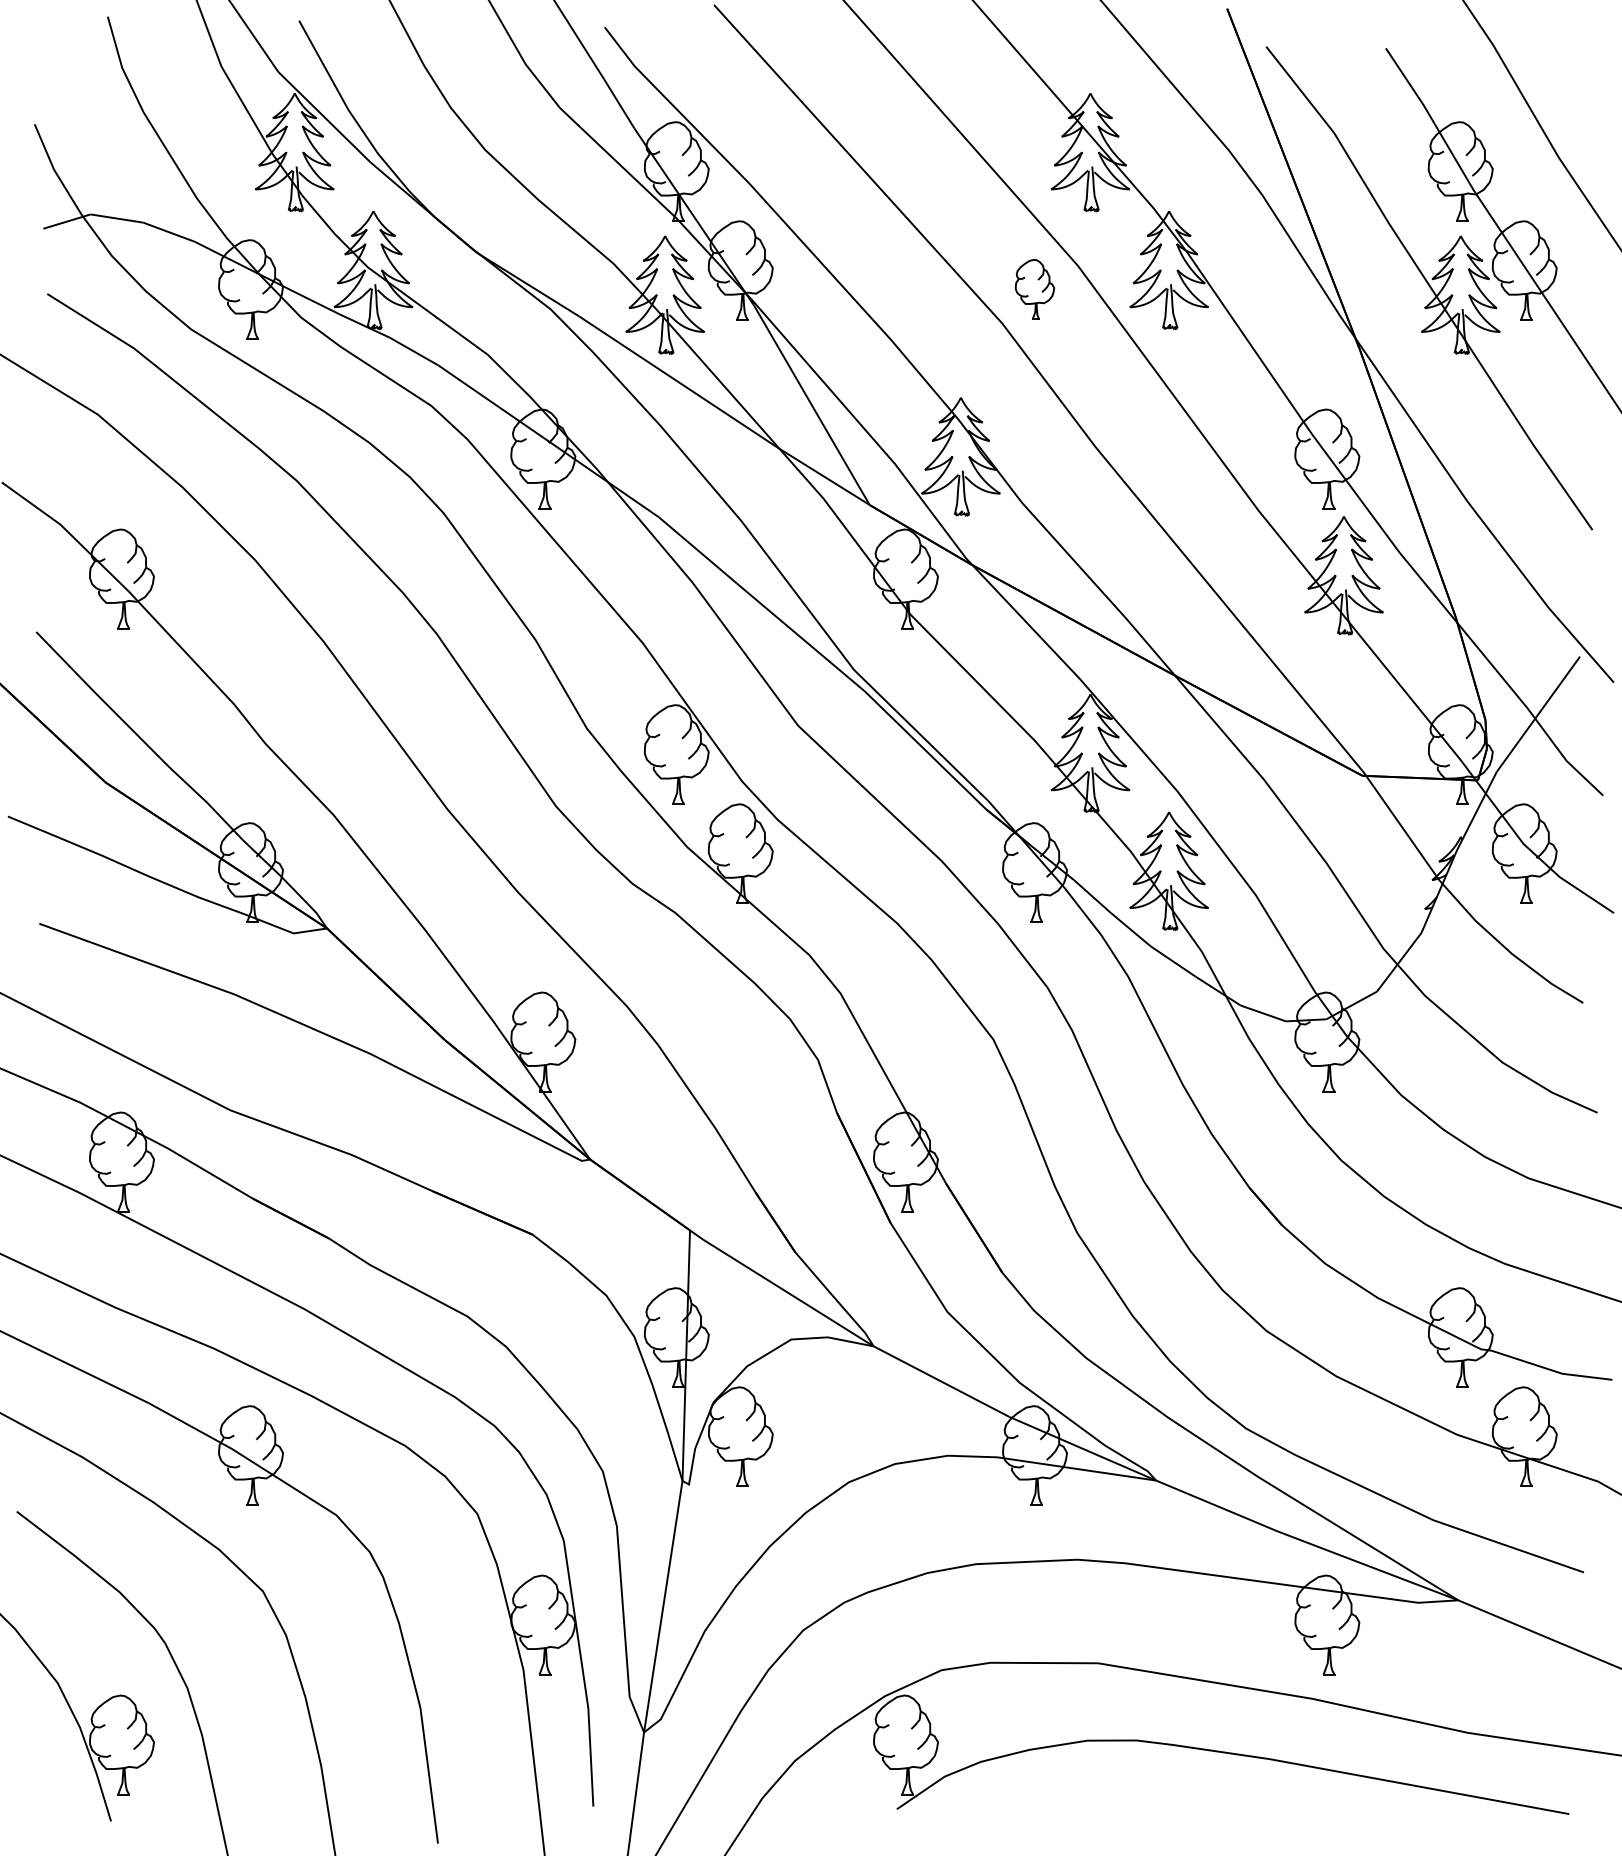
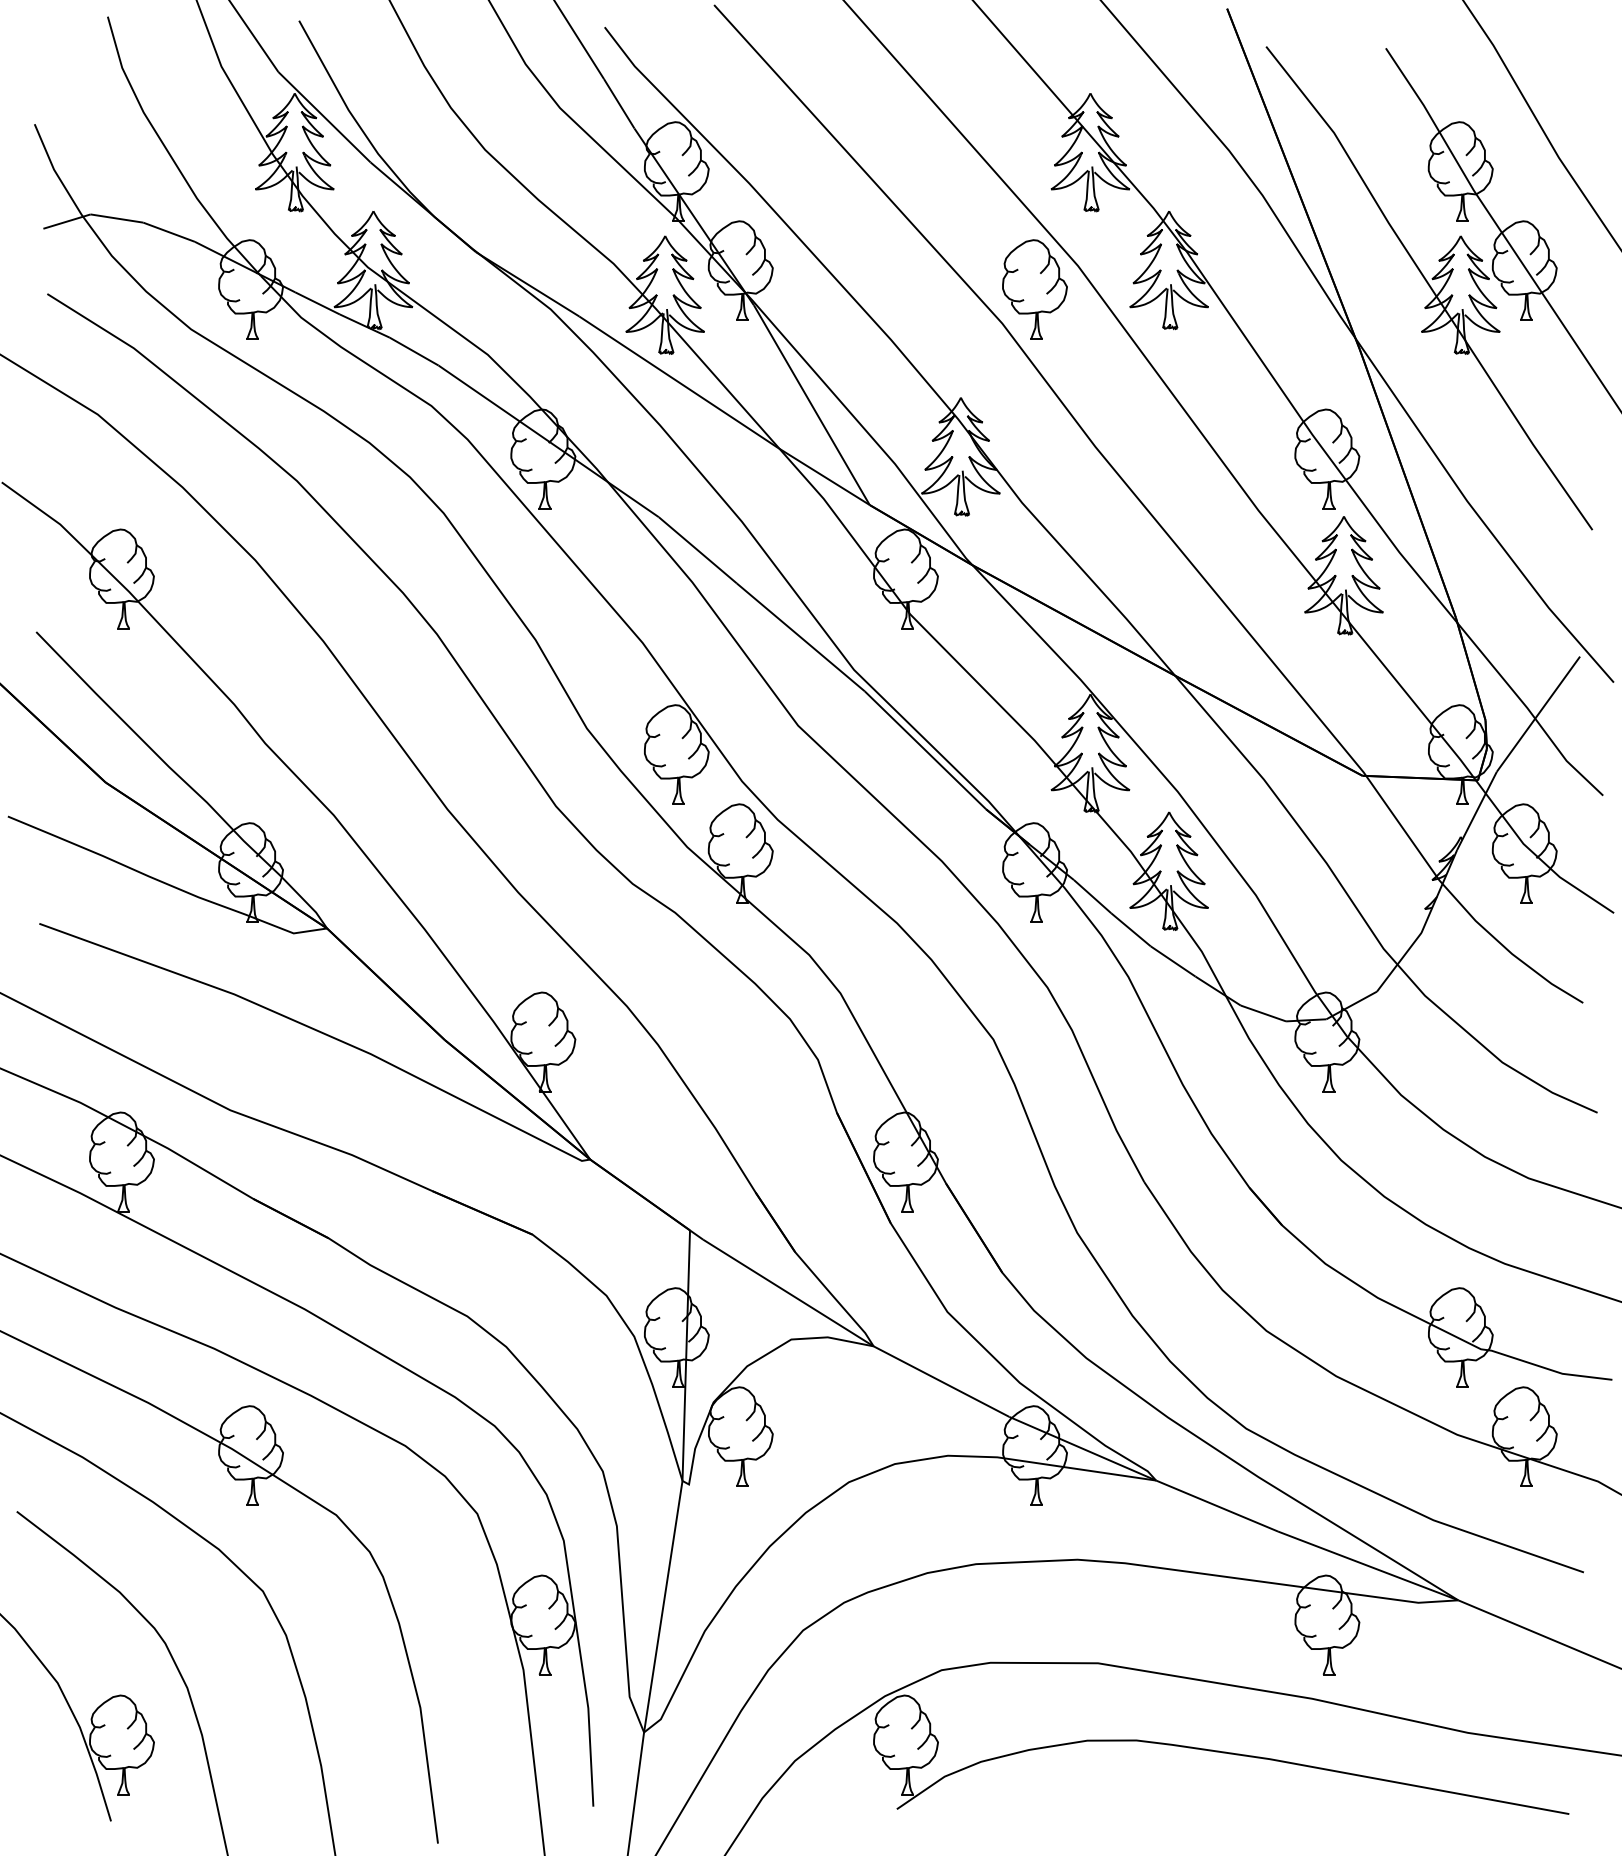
part size: 42x61 px -> 66x101 px (1034, 289)
